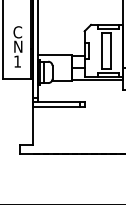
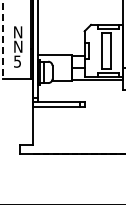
text: C -> N (17, 32)
line: solid -> dashed (3, 39)
text: 1 -> 5 (17, 61)
